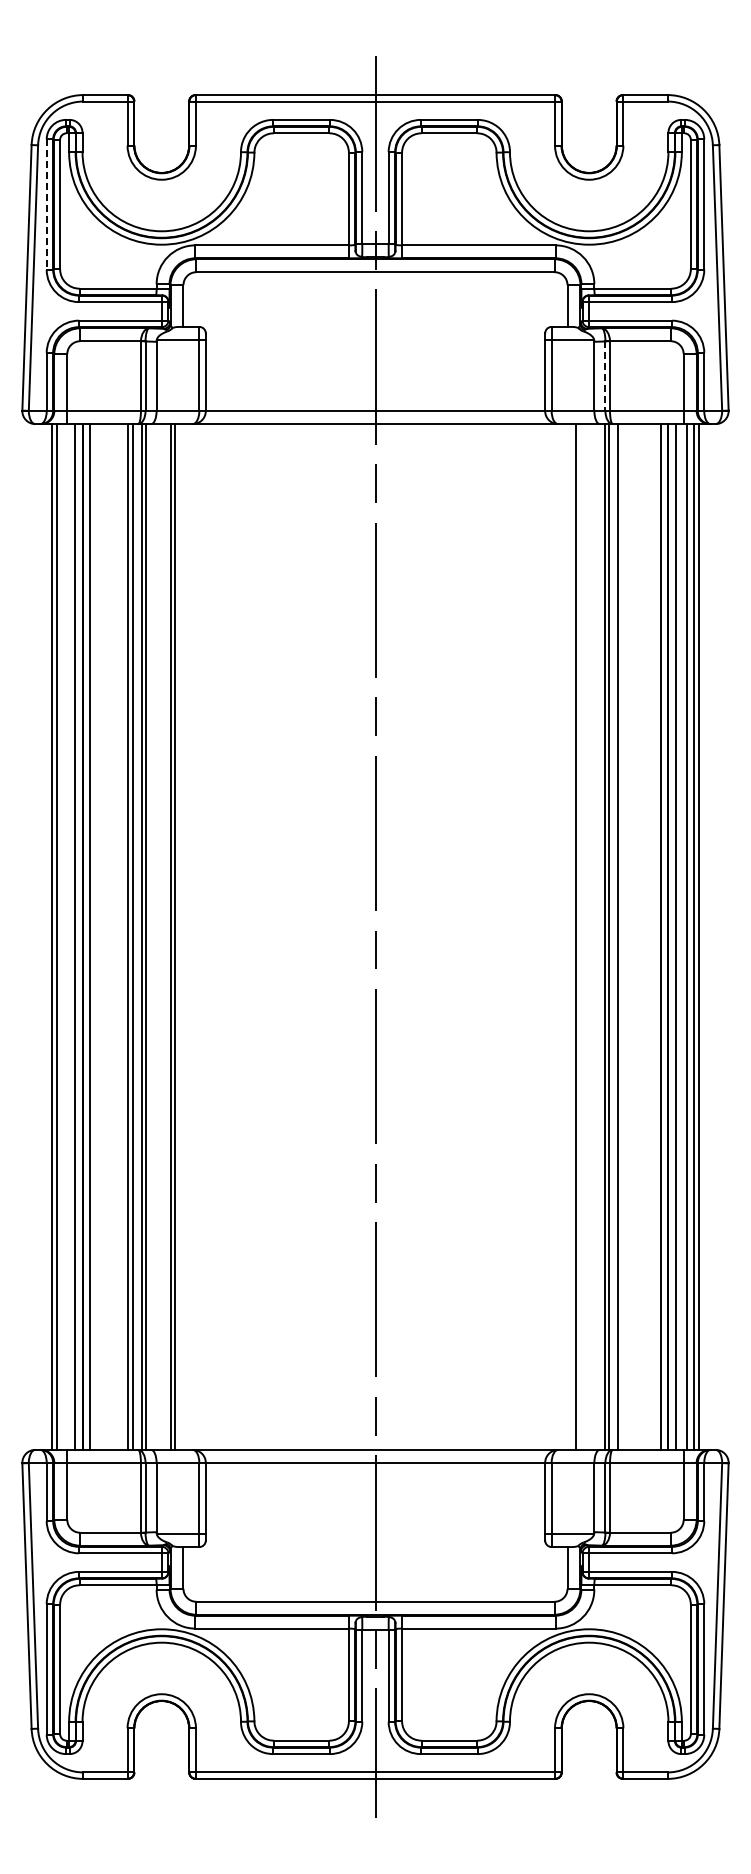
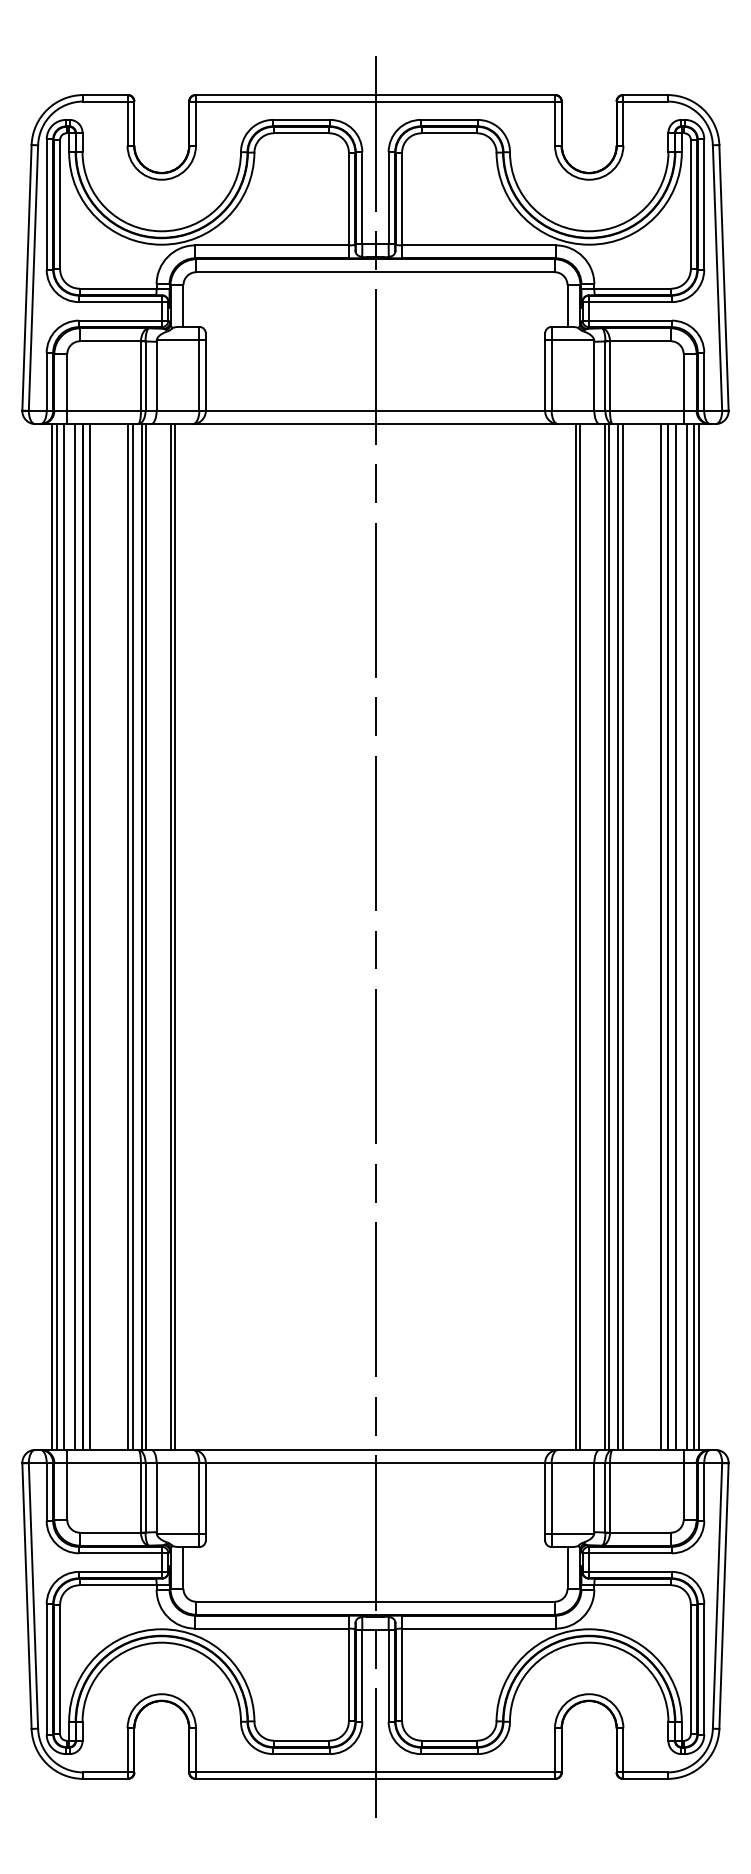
line: dashed -> solid (46, 205)
line: dashed -> solid (605, 376)
line: none -> present (64, 936)
line: none -> present (580, 936)
line: none -> present (622, 936)
